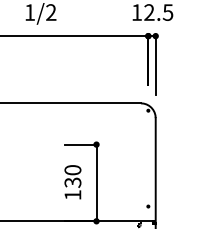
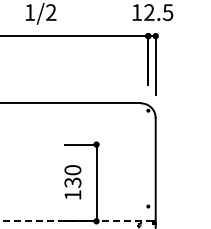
line: solid -> dashed (76, 221)
